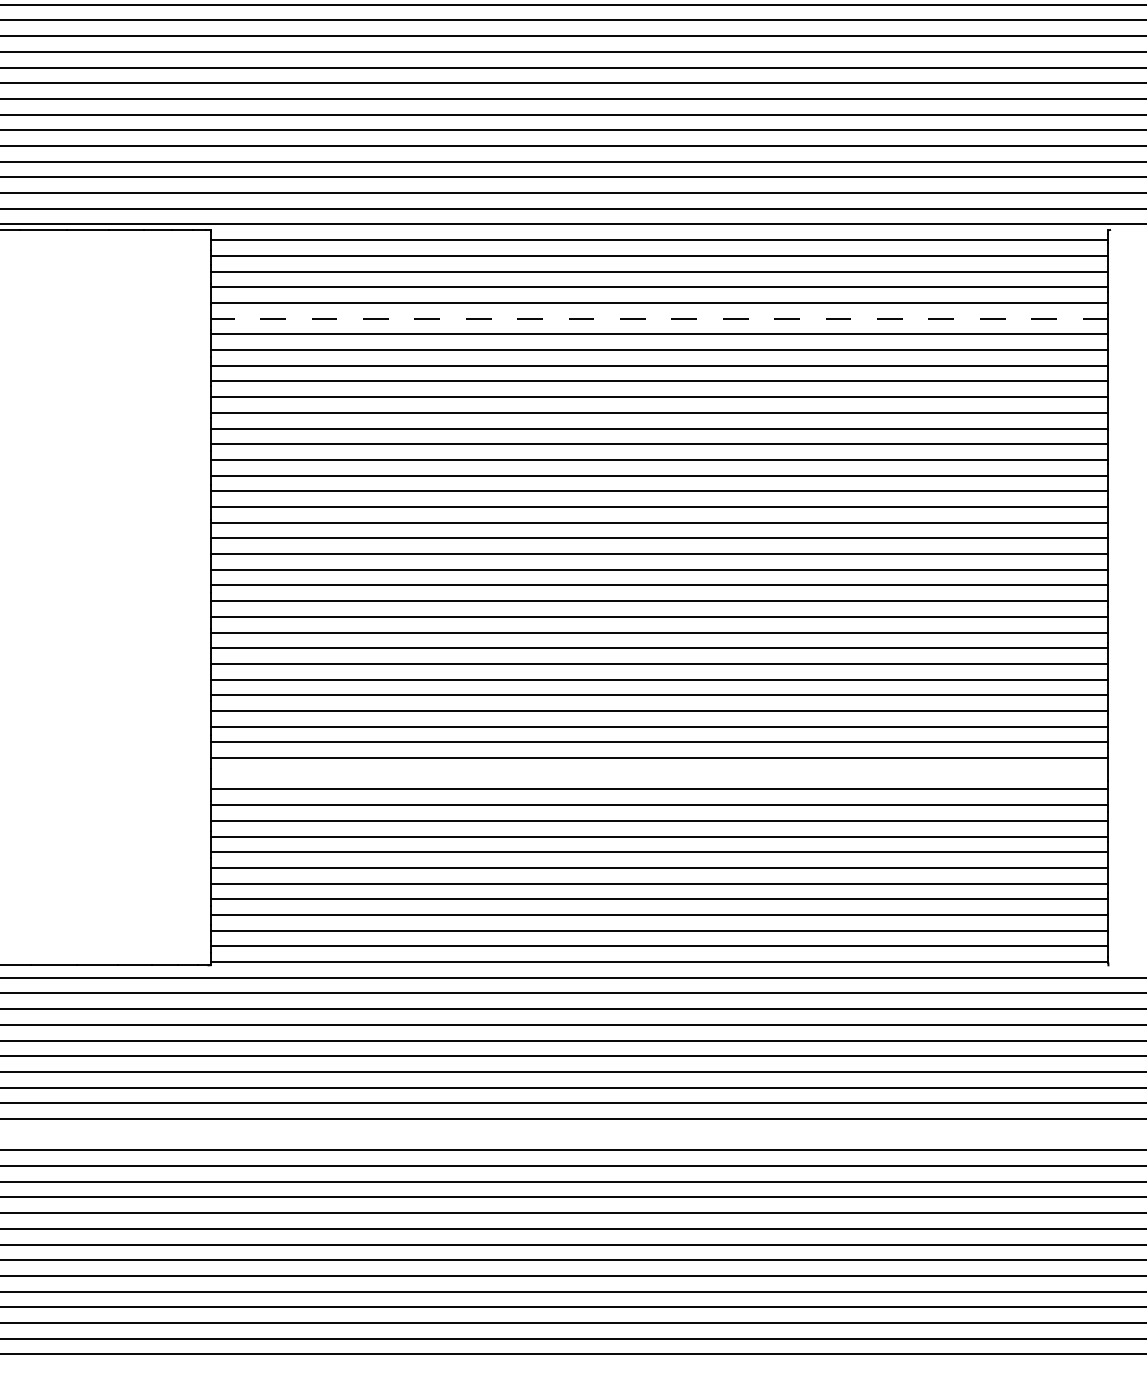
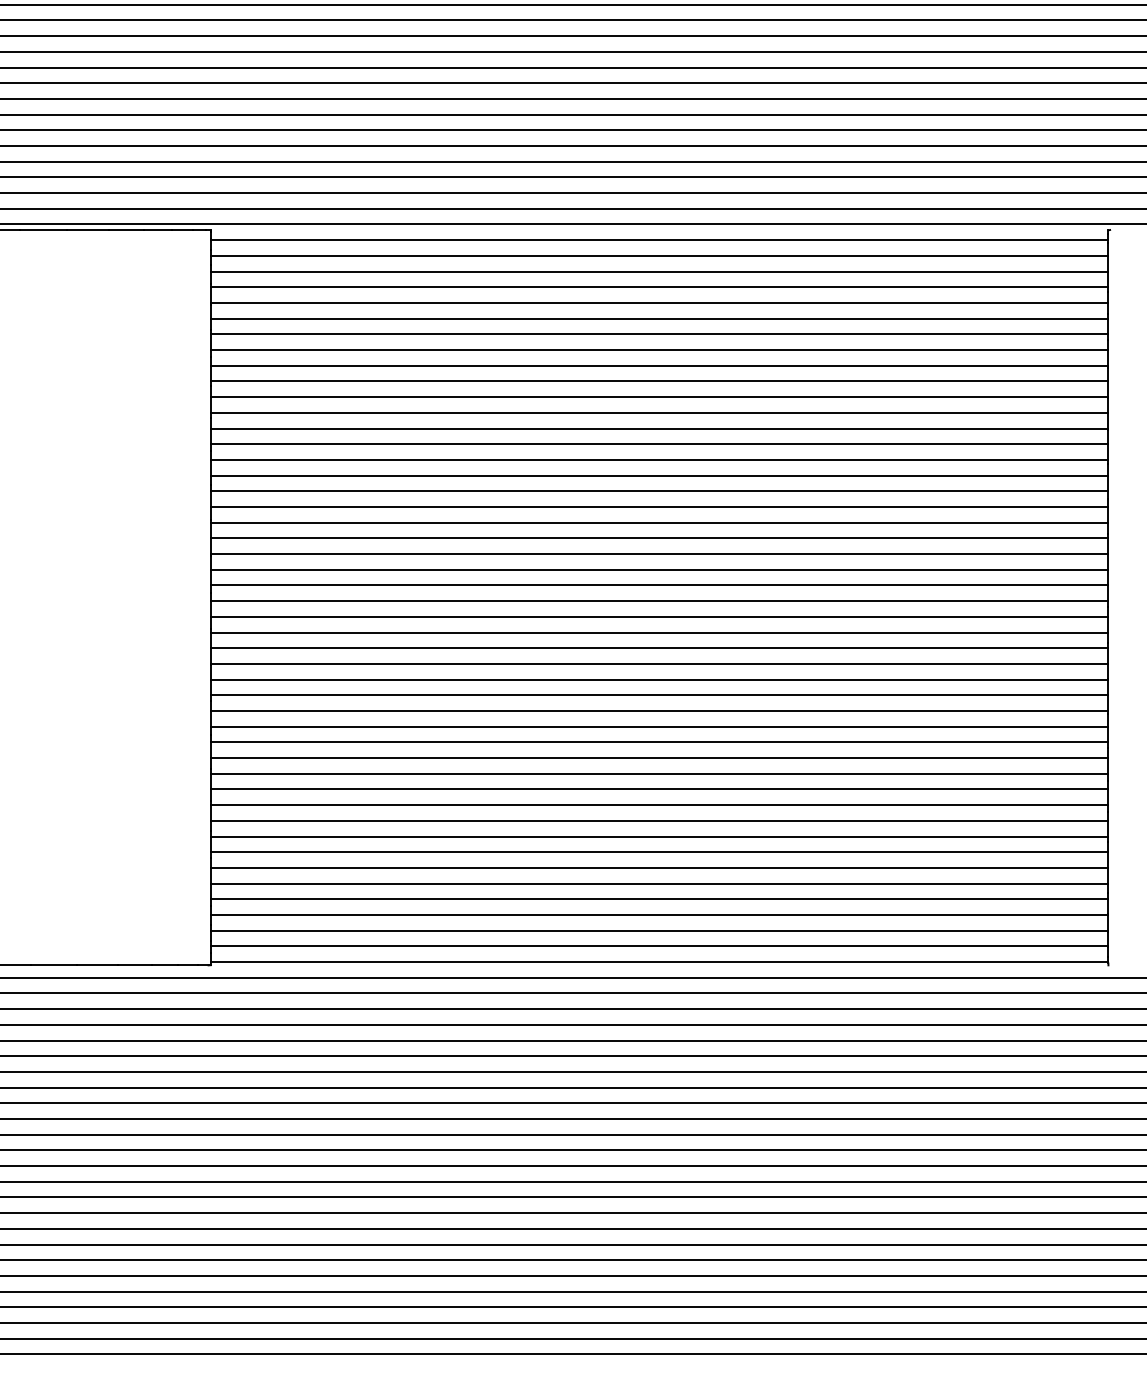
line: dashed -> solid (659, 318)
line: none -> present (659, 773)
line: none -> present (572, 1134)
